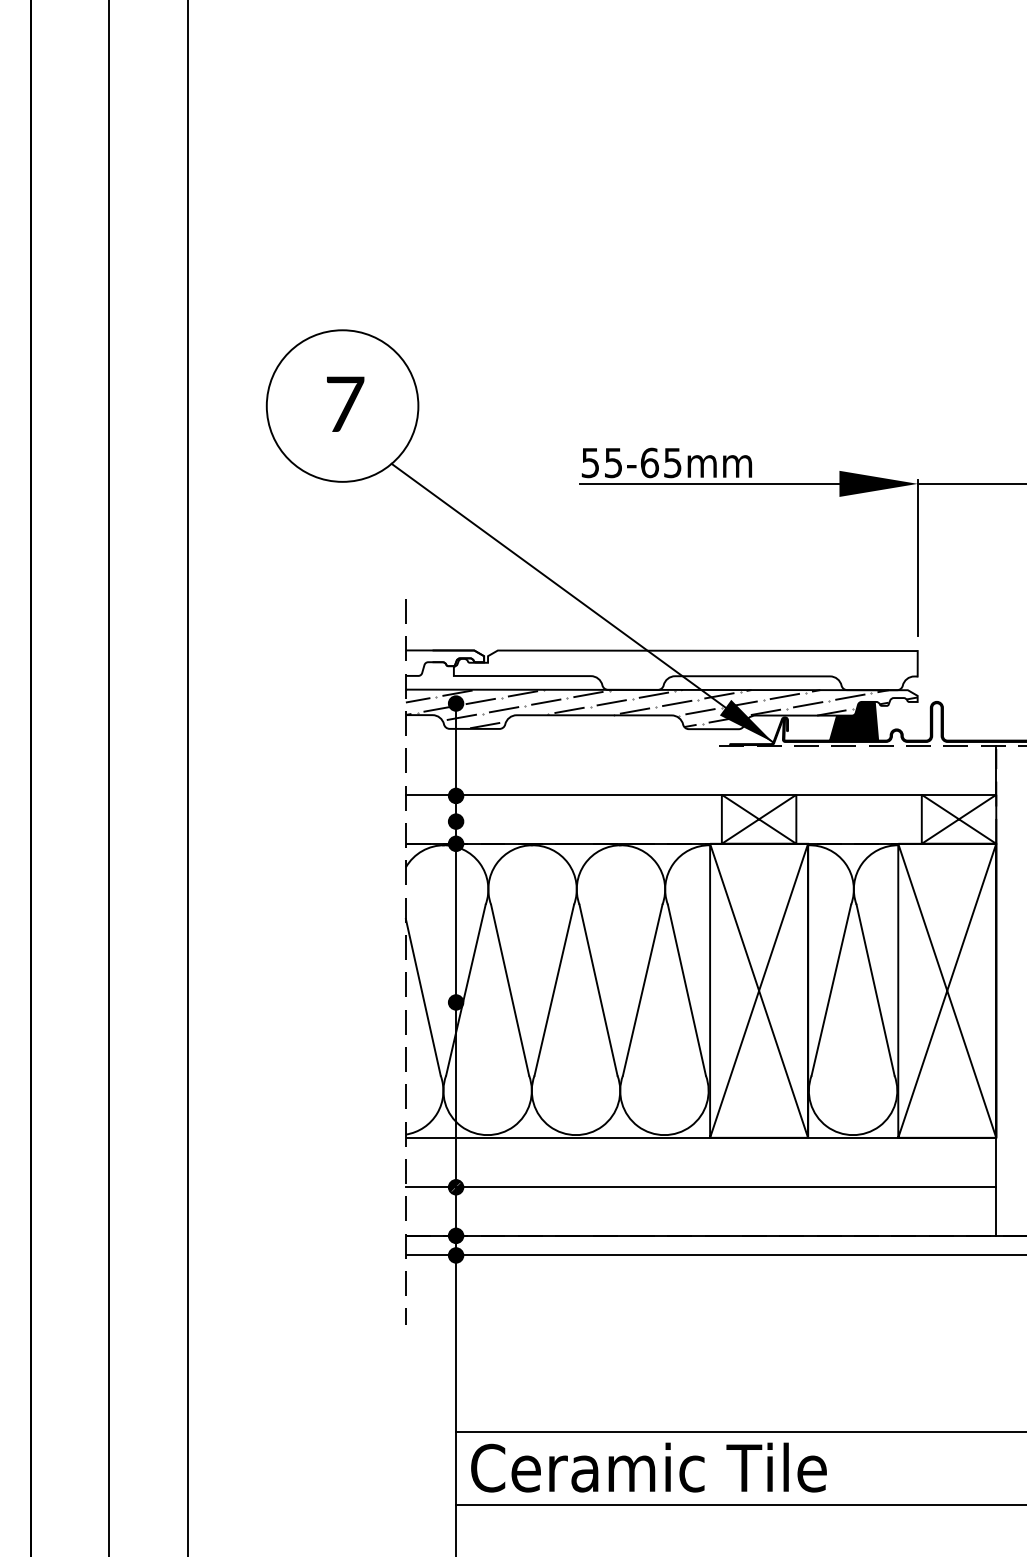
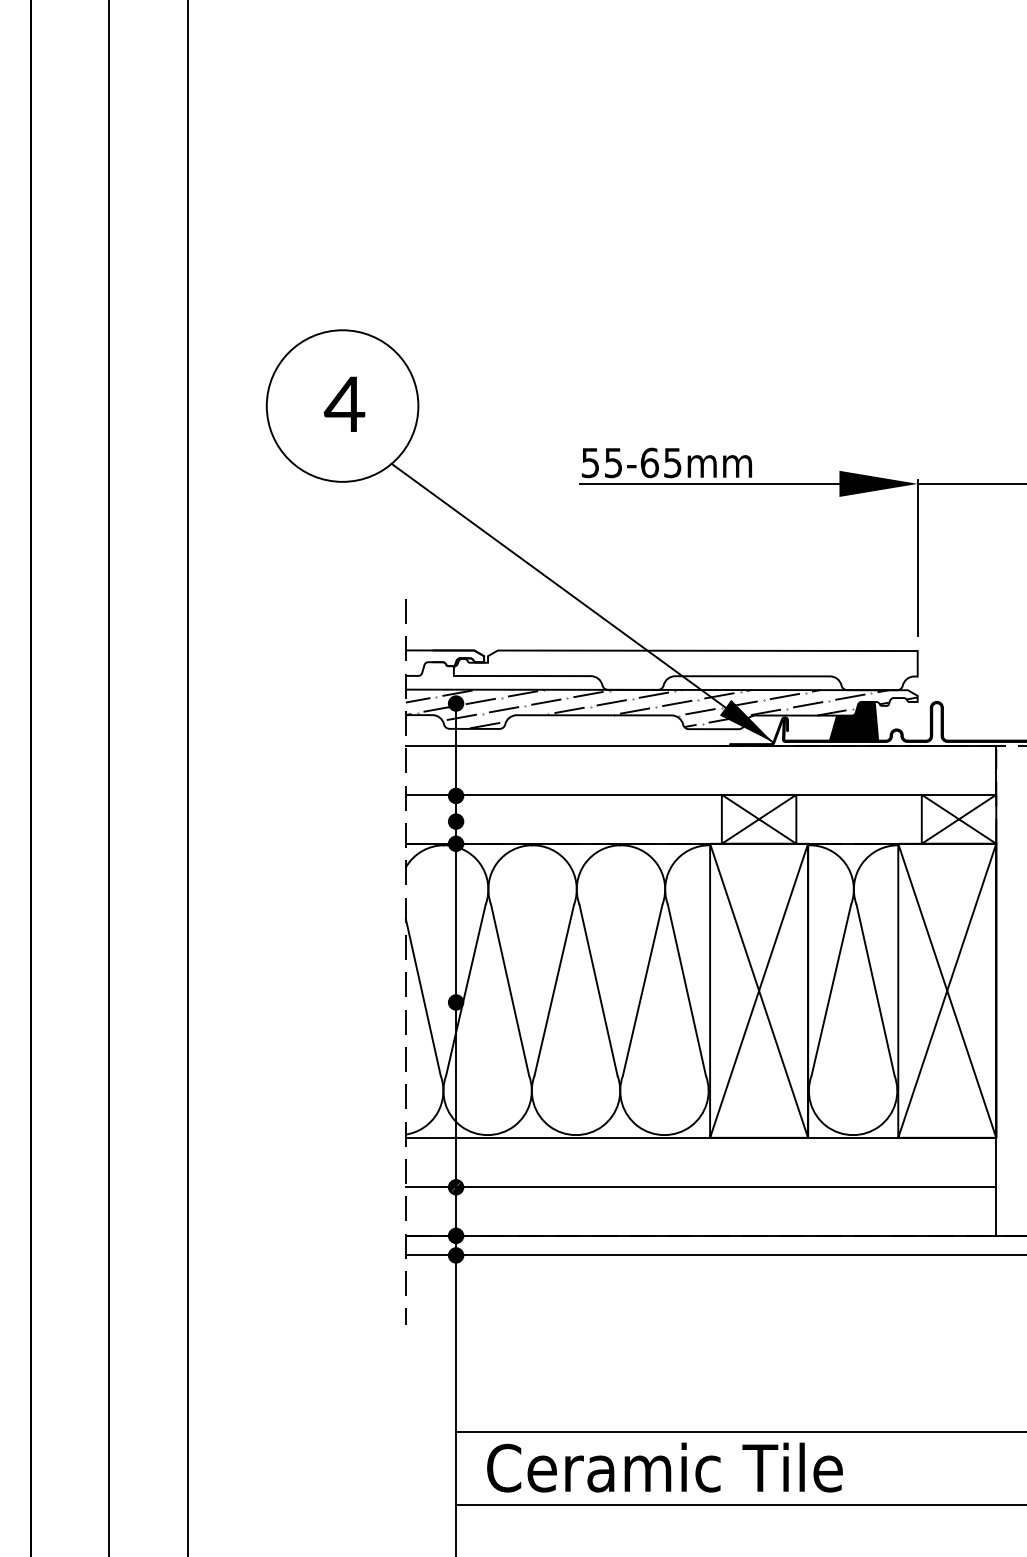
text: 7 -> 4 (344, 403)
line: none -> present (700, 745)
text position: (648, 1467) -> (664, 1467) (664, 1467)
